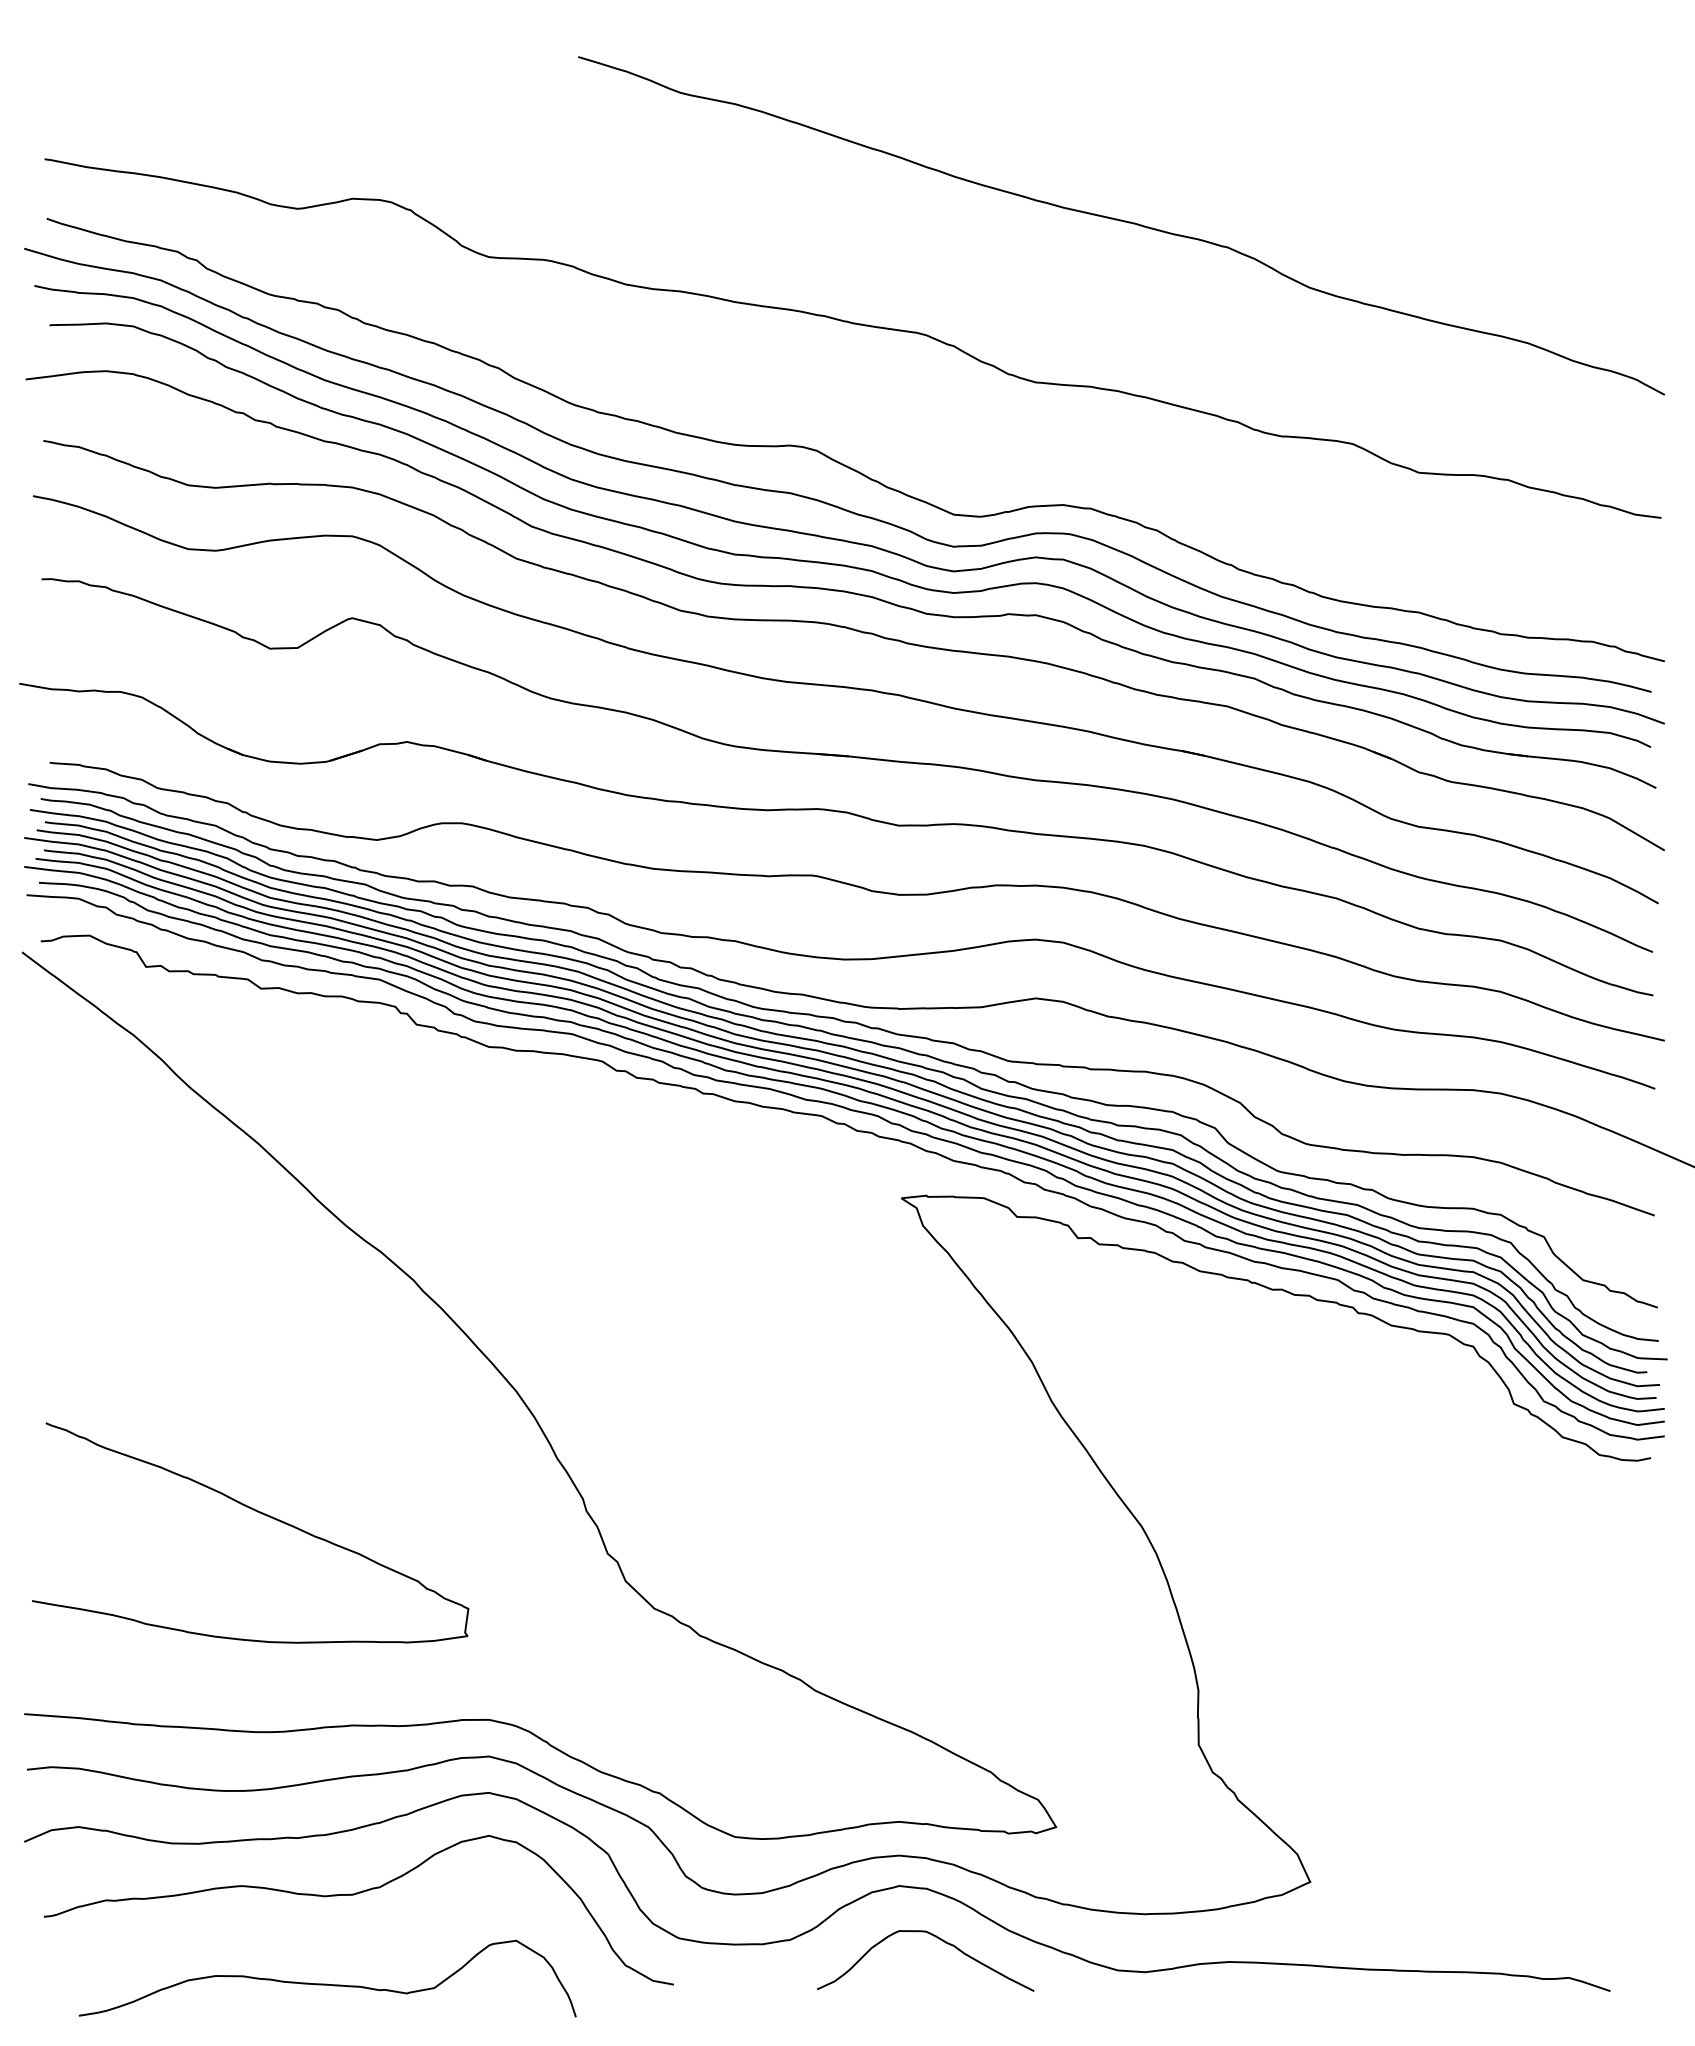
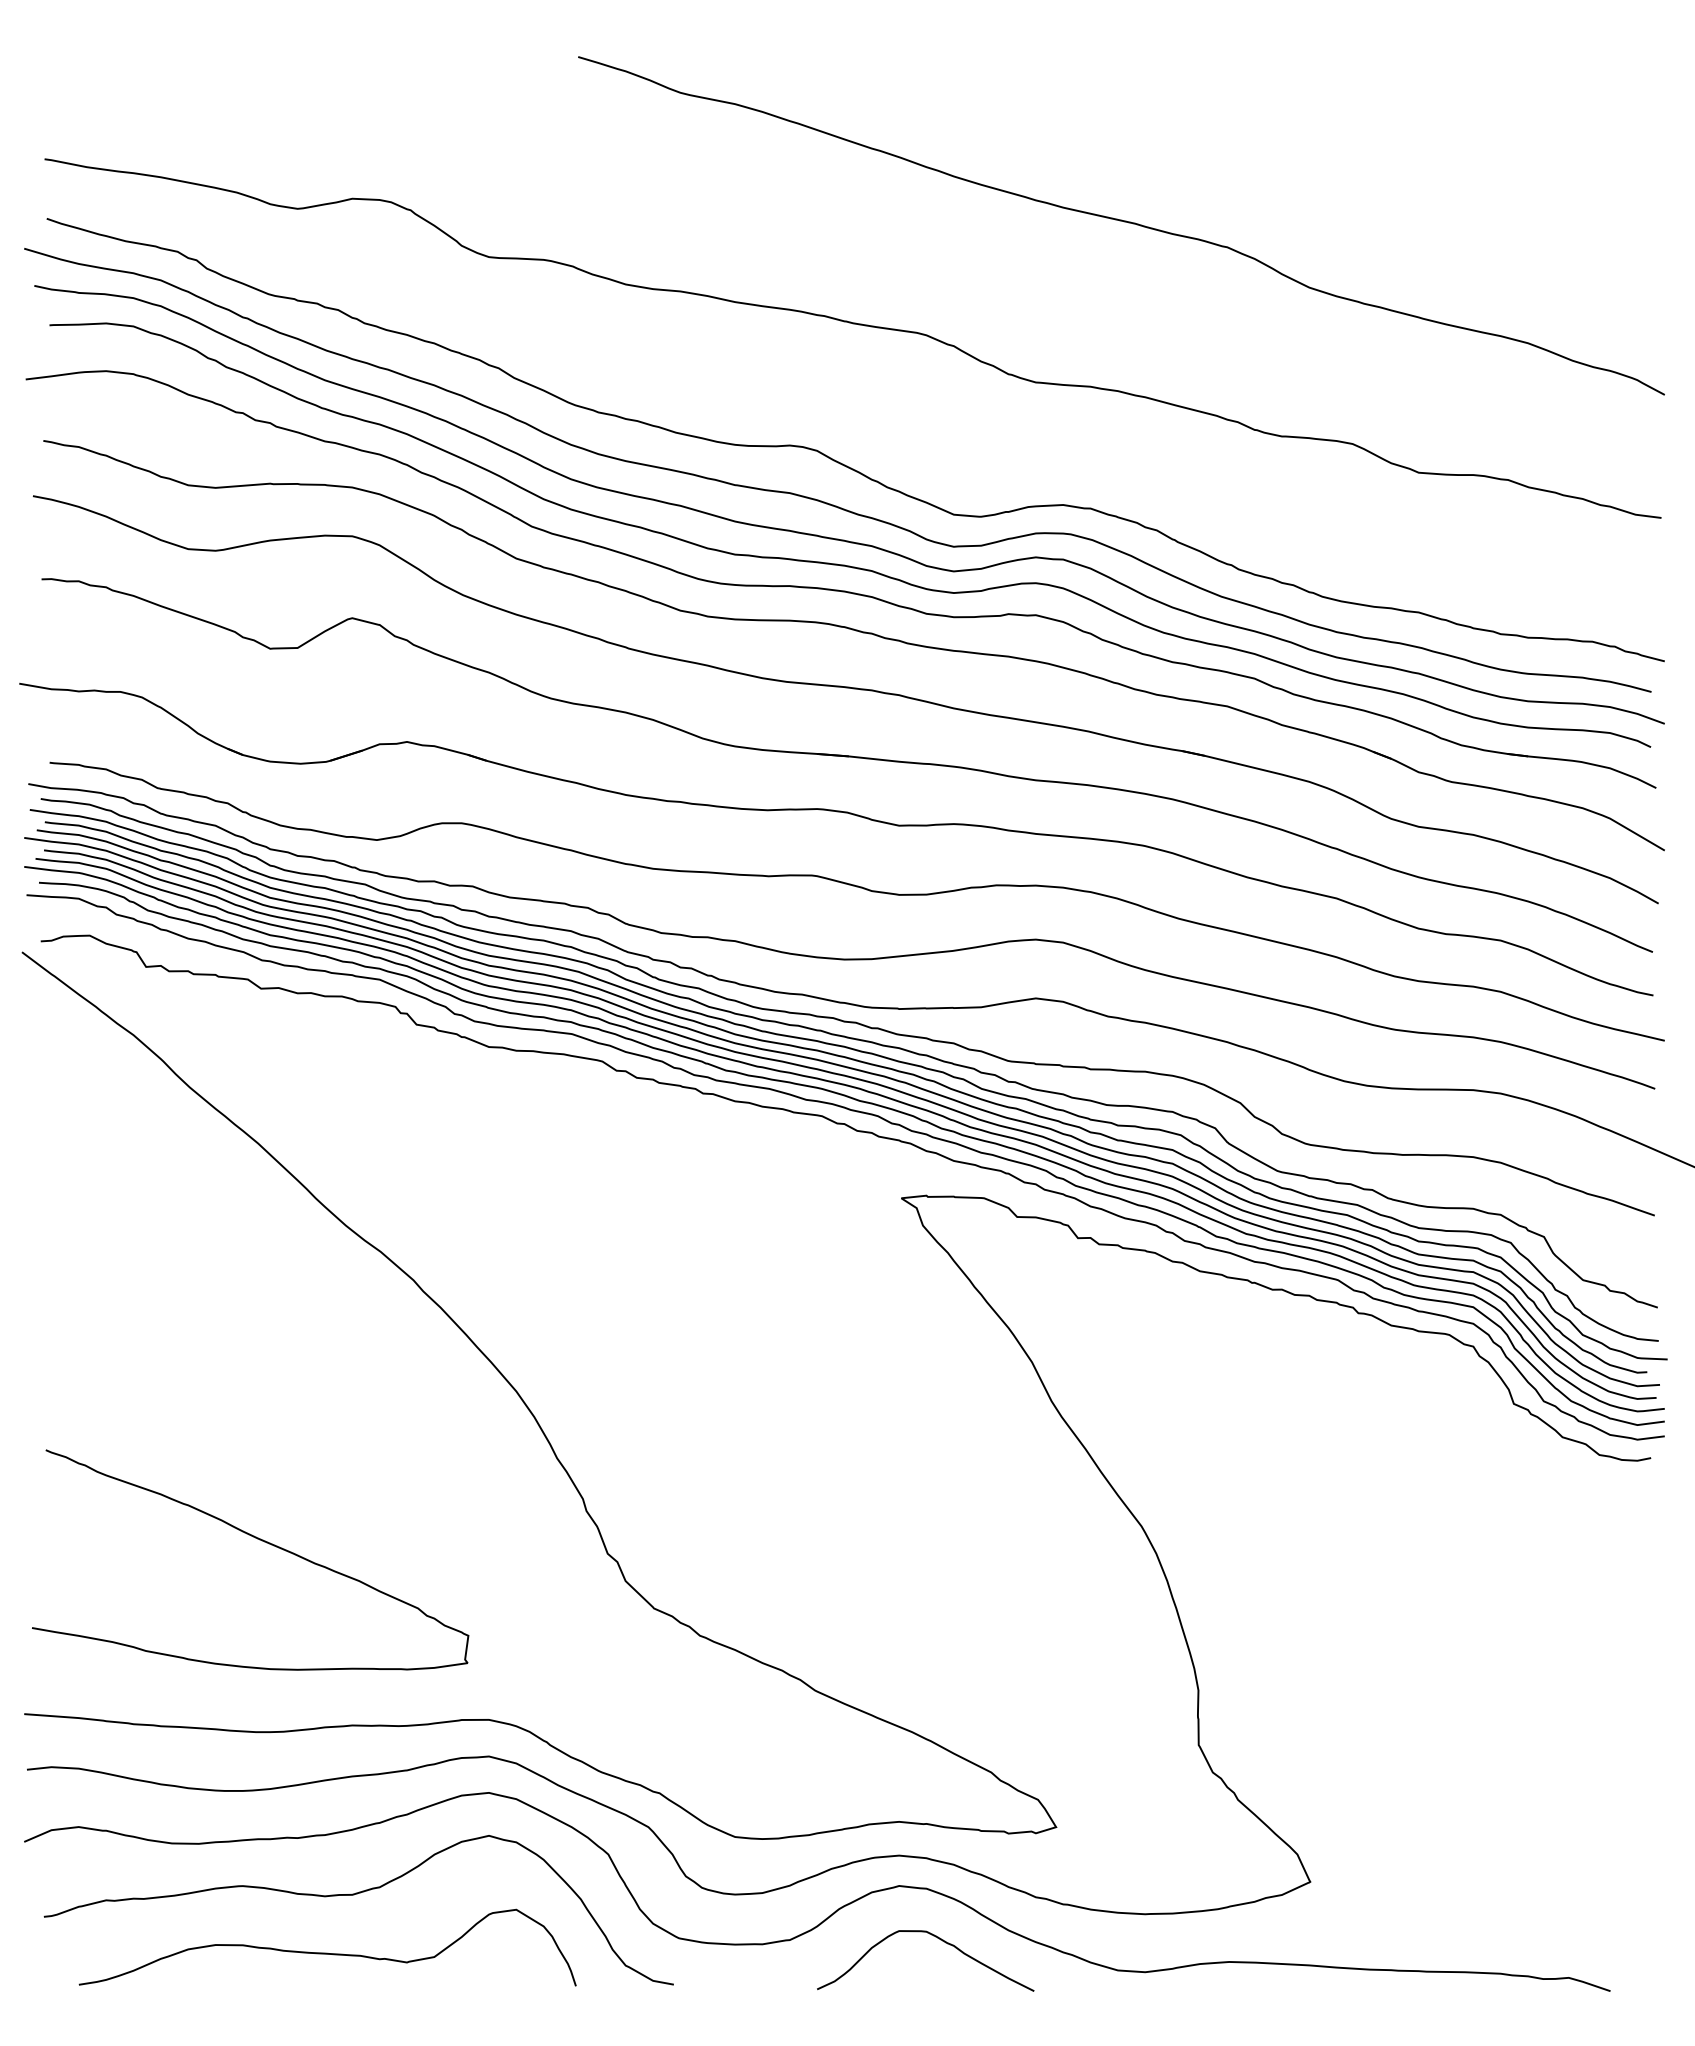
curve position: (259, 1513) -> (259, 1540) (259, 1540)
curve position: (327, 1983) -> (327, 1952) (327, 1952)
